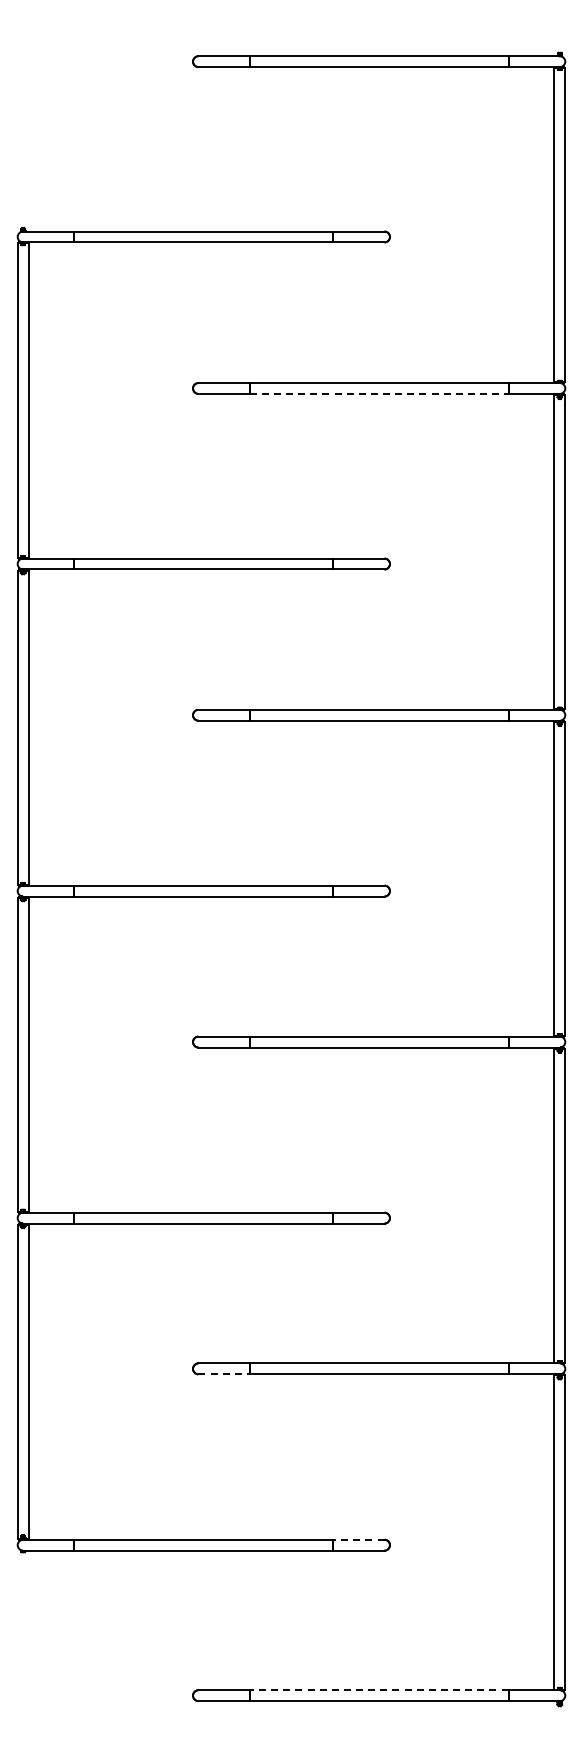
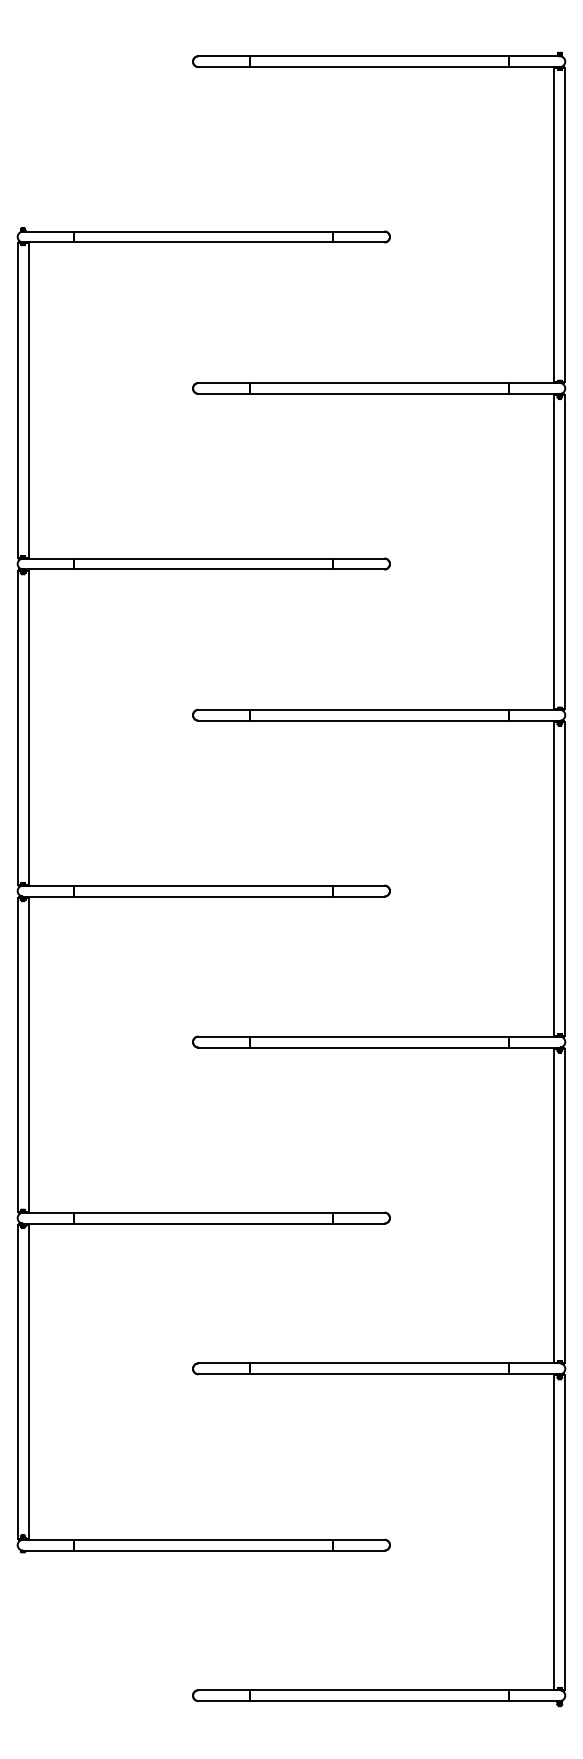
line: dashed -> solid (379, 393)
line: dashed -> solid (224, 1374)
line: dashed -> solid (358, 1539)
line: dashed -> solid (378, 1690)
